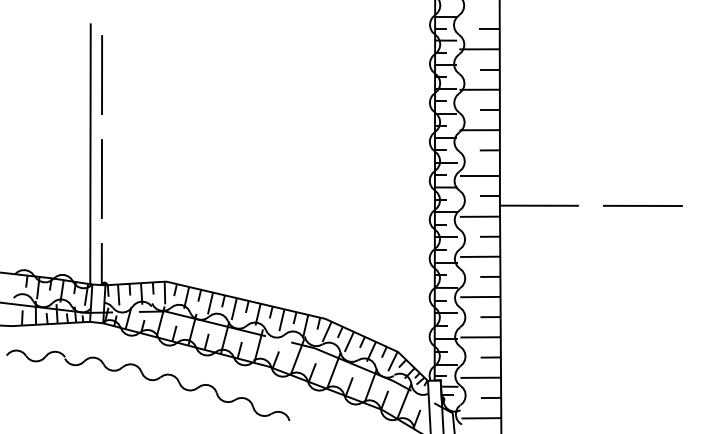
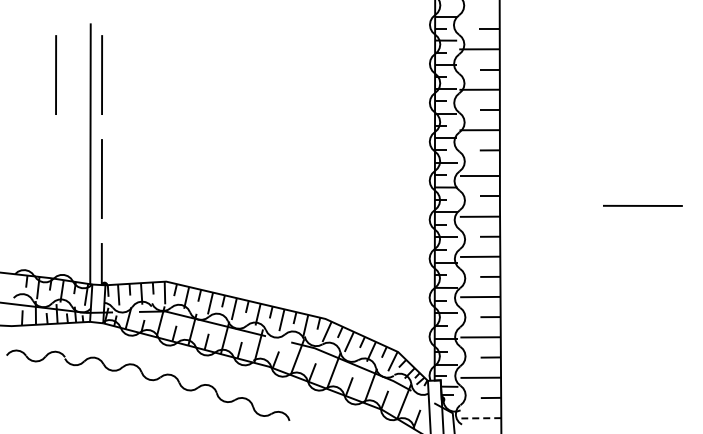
line: none -> present (55, 74)
line: present -> none (538, 205)
line: solid -> dashed (481, 418)
